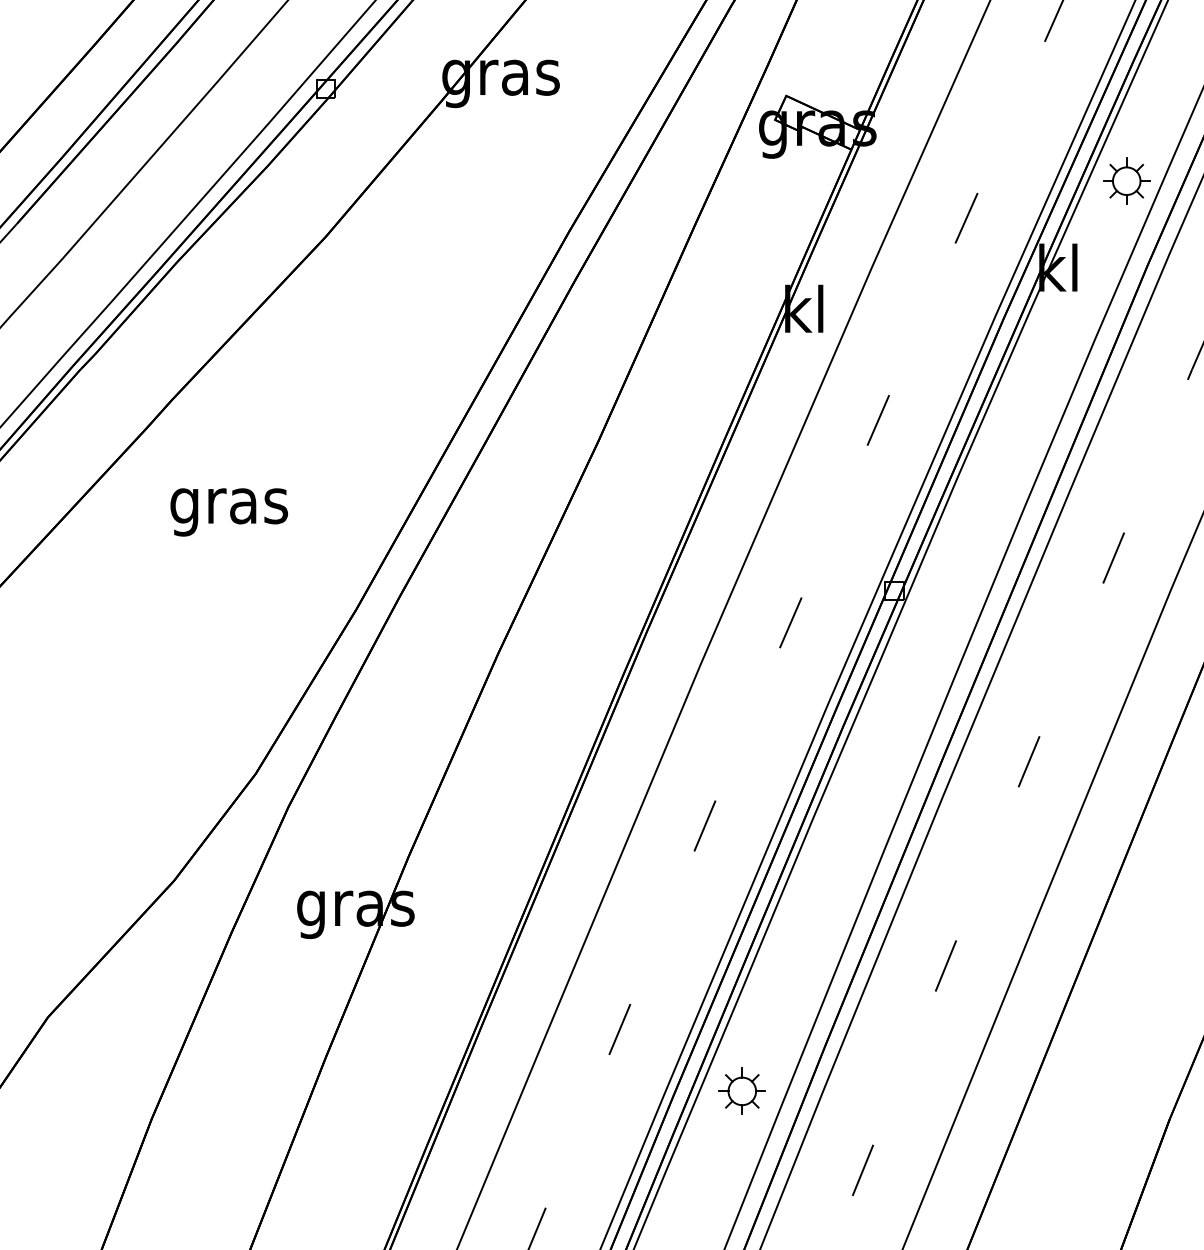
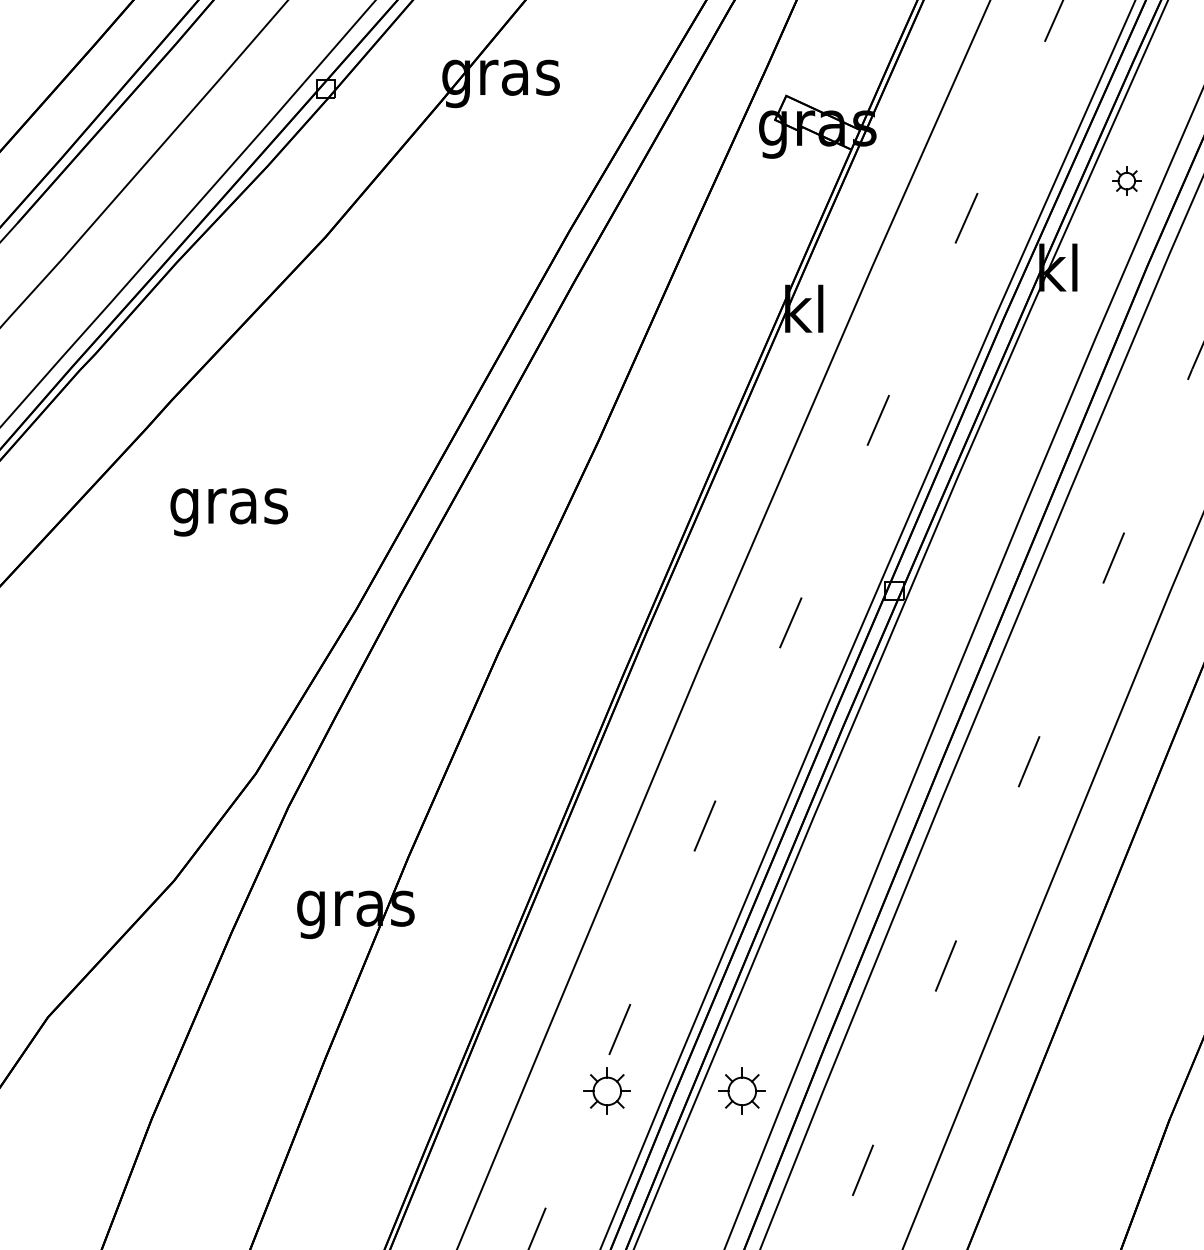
part size: 48x48 px -> 30x30 px (1126, 180)
part: none -> present (606, 1090)
